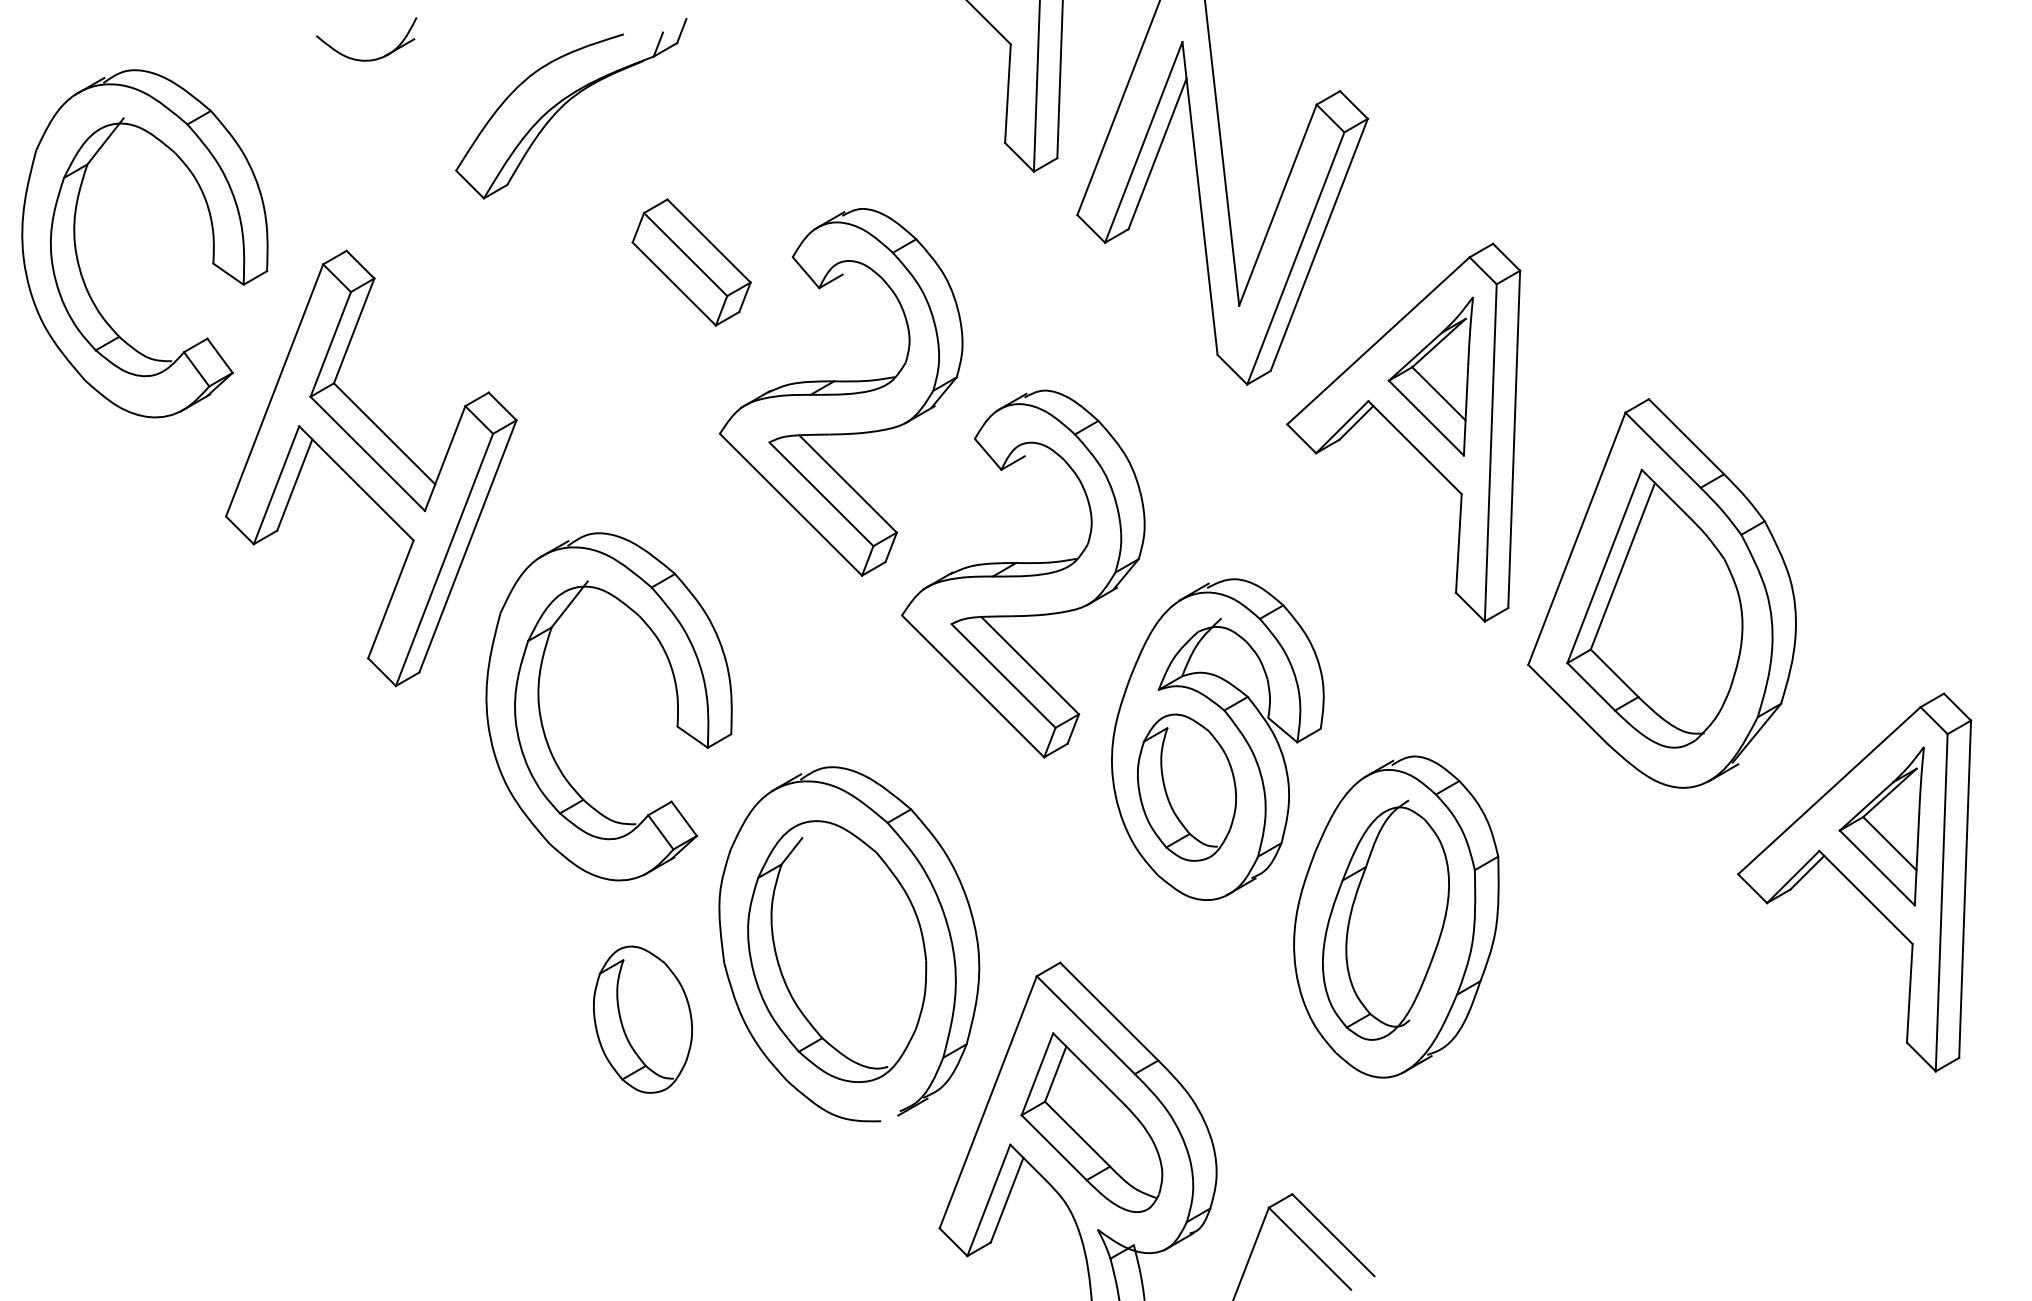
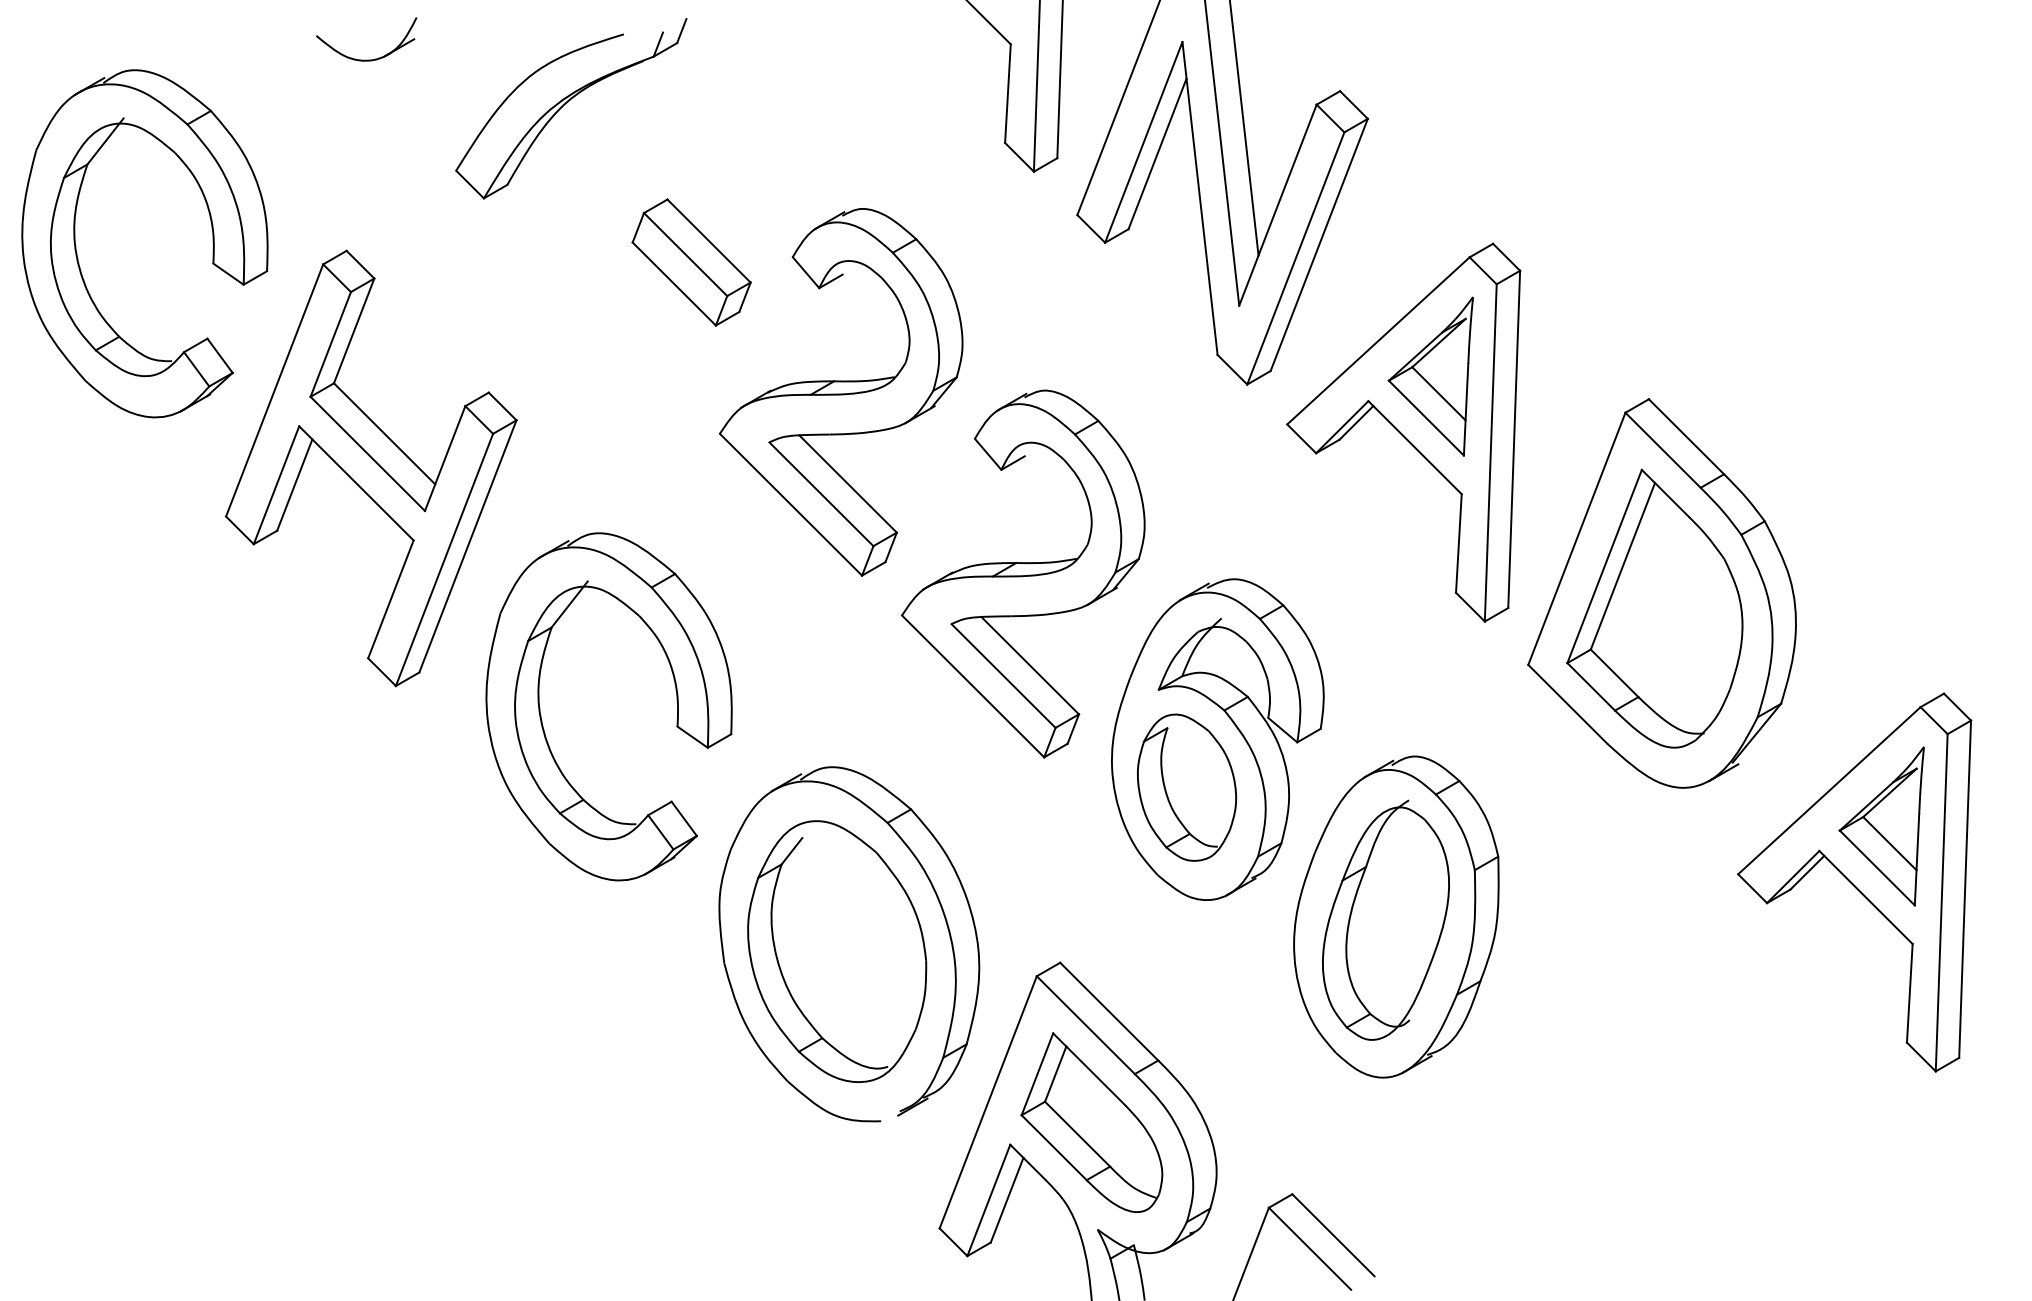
line: none -> present (1244, 128)
part: present -> none (642, 1019)
